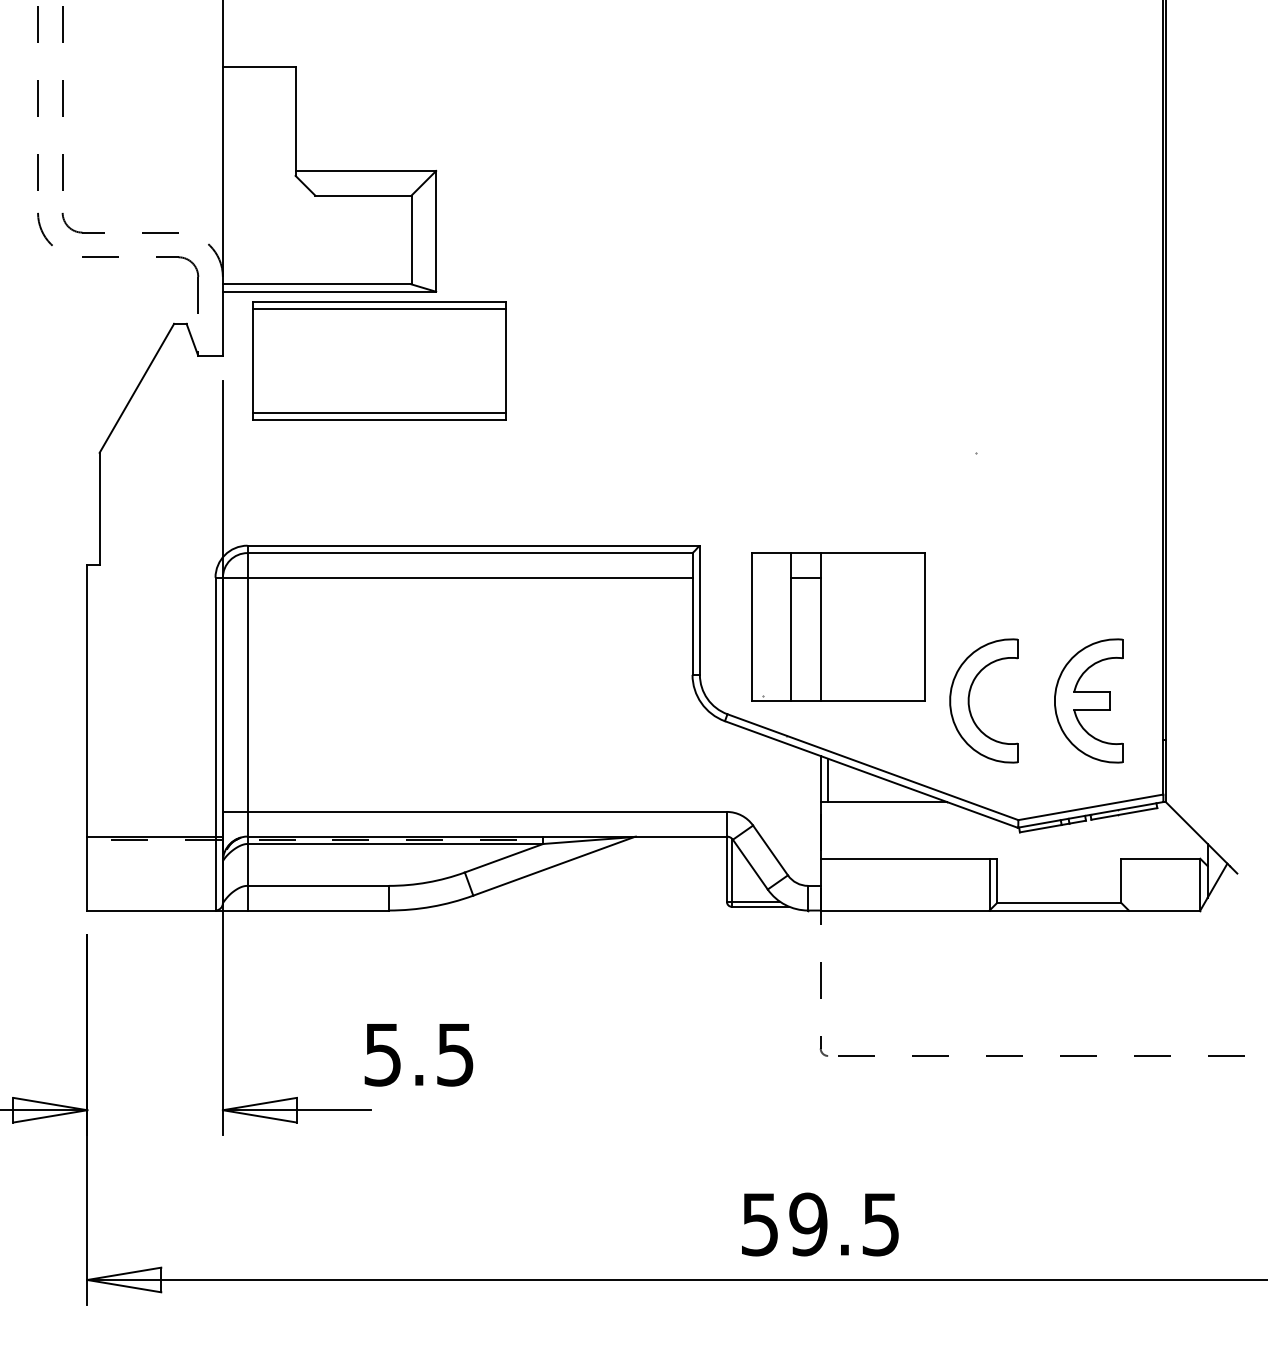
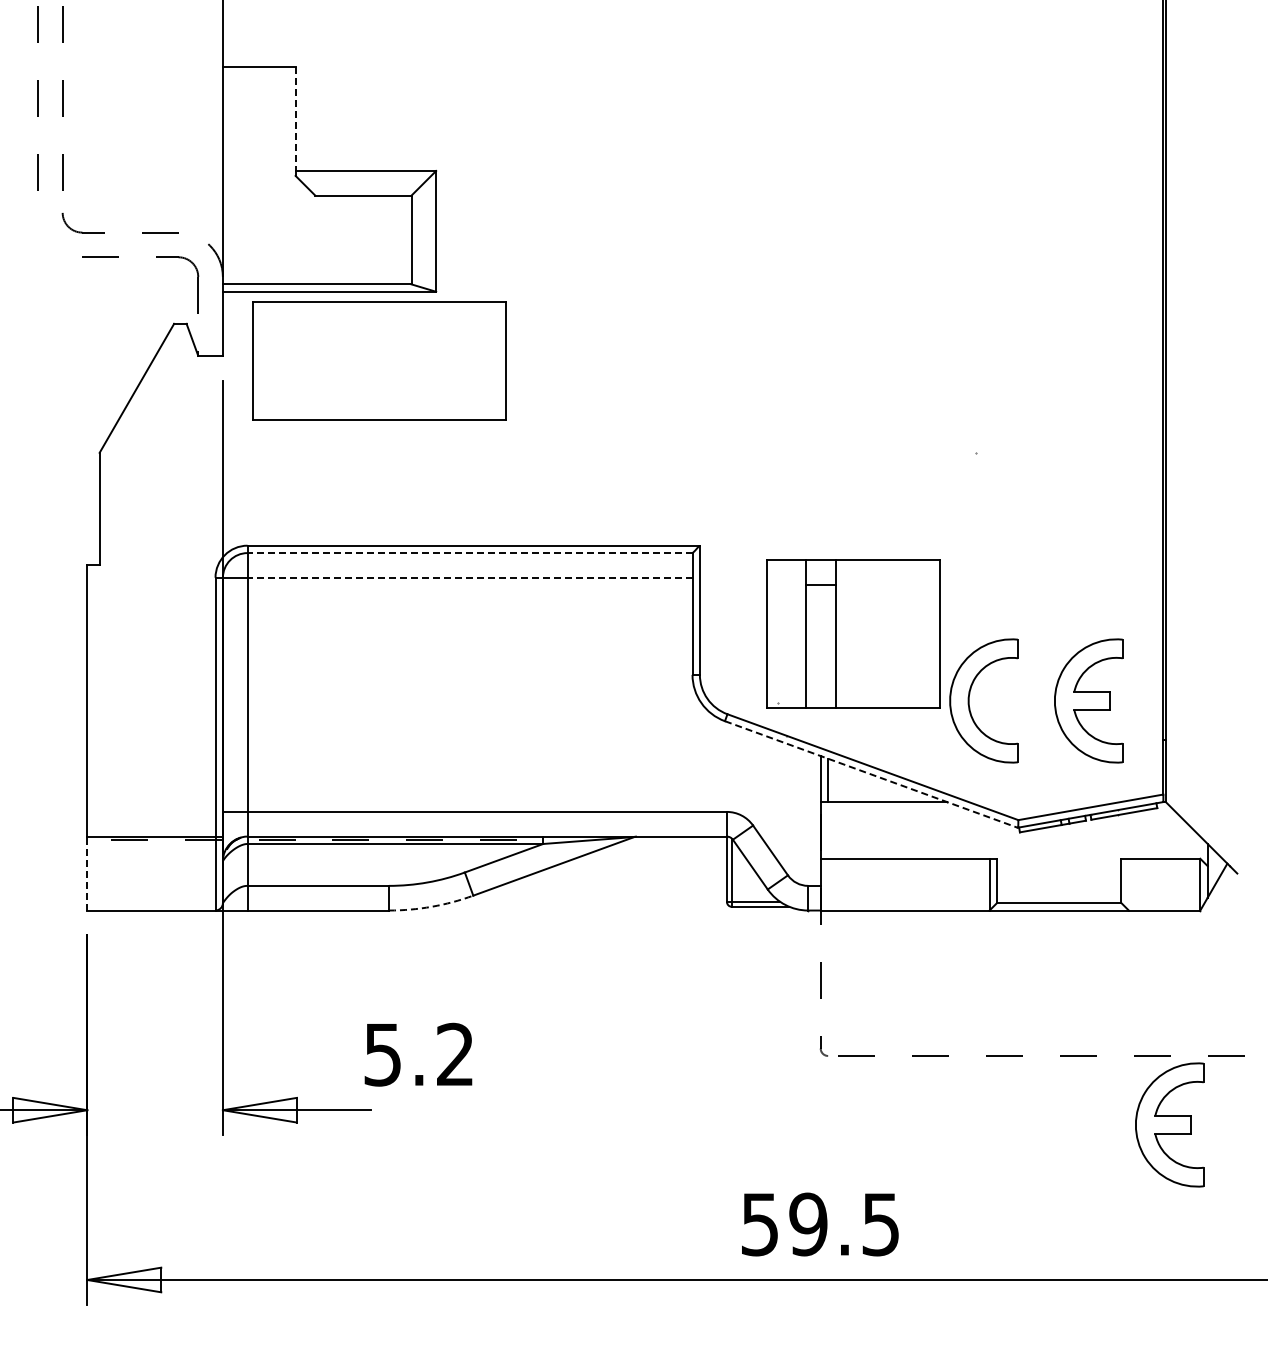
line: solid -> dashed (295, 119)
arc: present -> none (42, 229)
line: present -> none (379, 309)
line: present -> none (379, 412)
line: solid -> dashed (469, 553)
line: solid -> dashed (469, 577)
part position: (838, 626) -> (853, 633) (853, 633)
line: solid -> dashed (871, 774)
line: solid -> dashed (87, 873)
arc: solid -> dashed (431, 906)
text: 5.5 -> 5.2 (455, 1054)
part: none -> present (1169, 1124)
